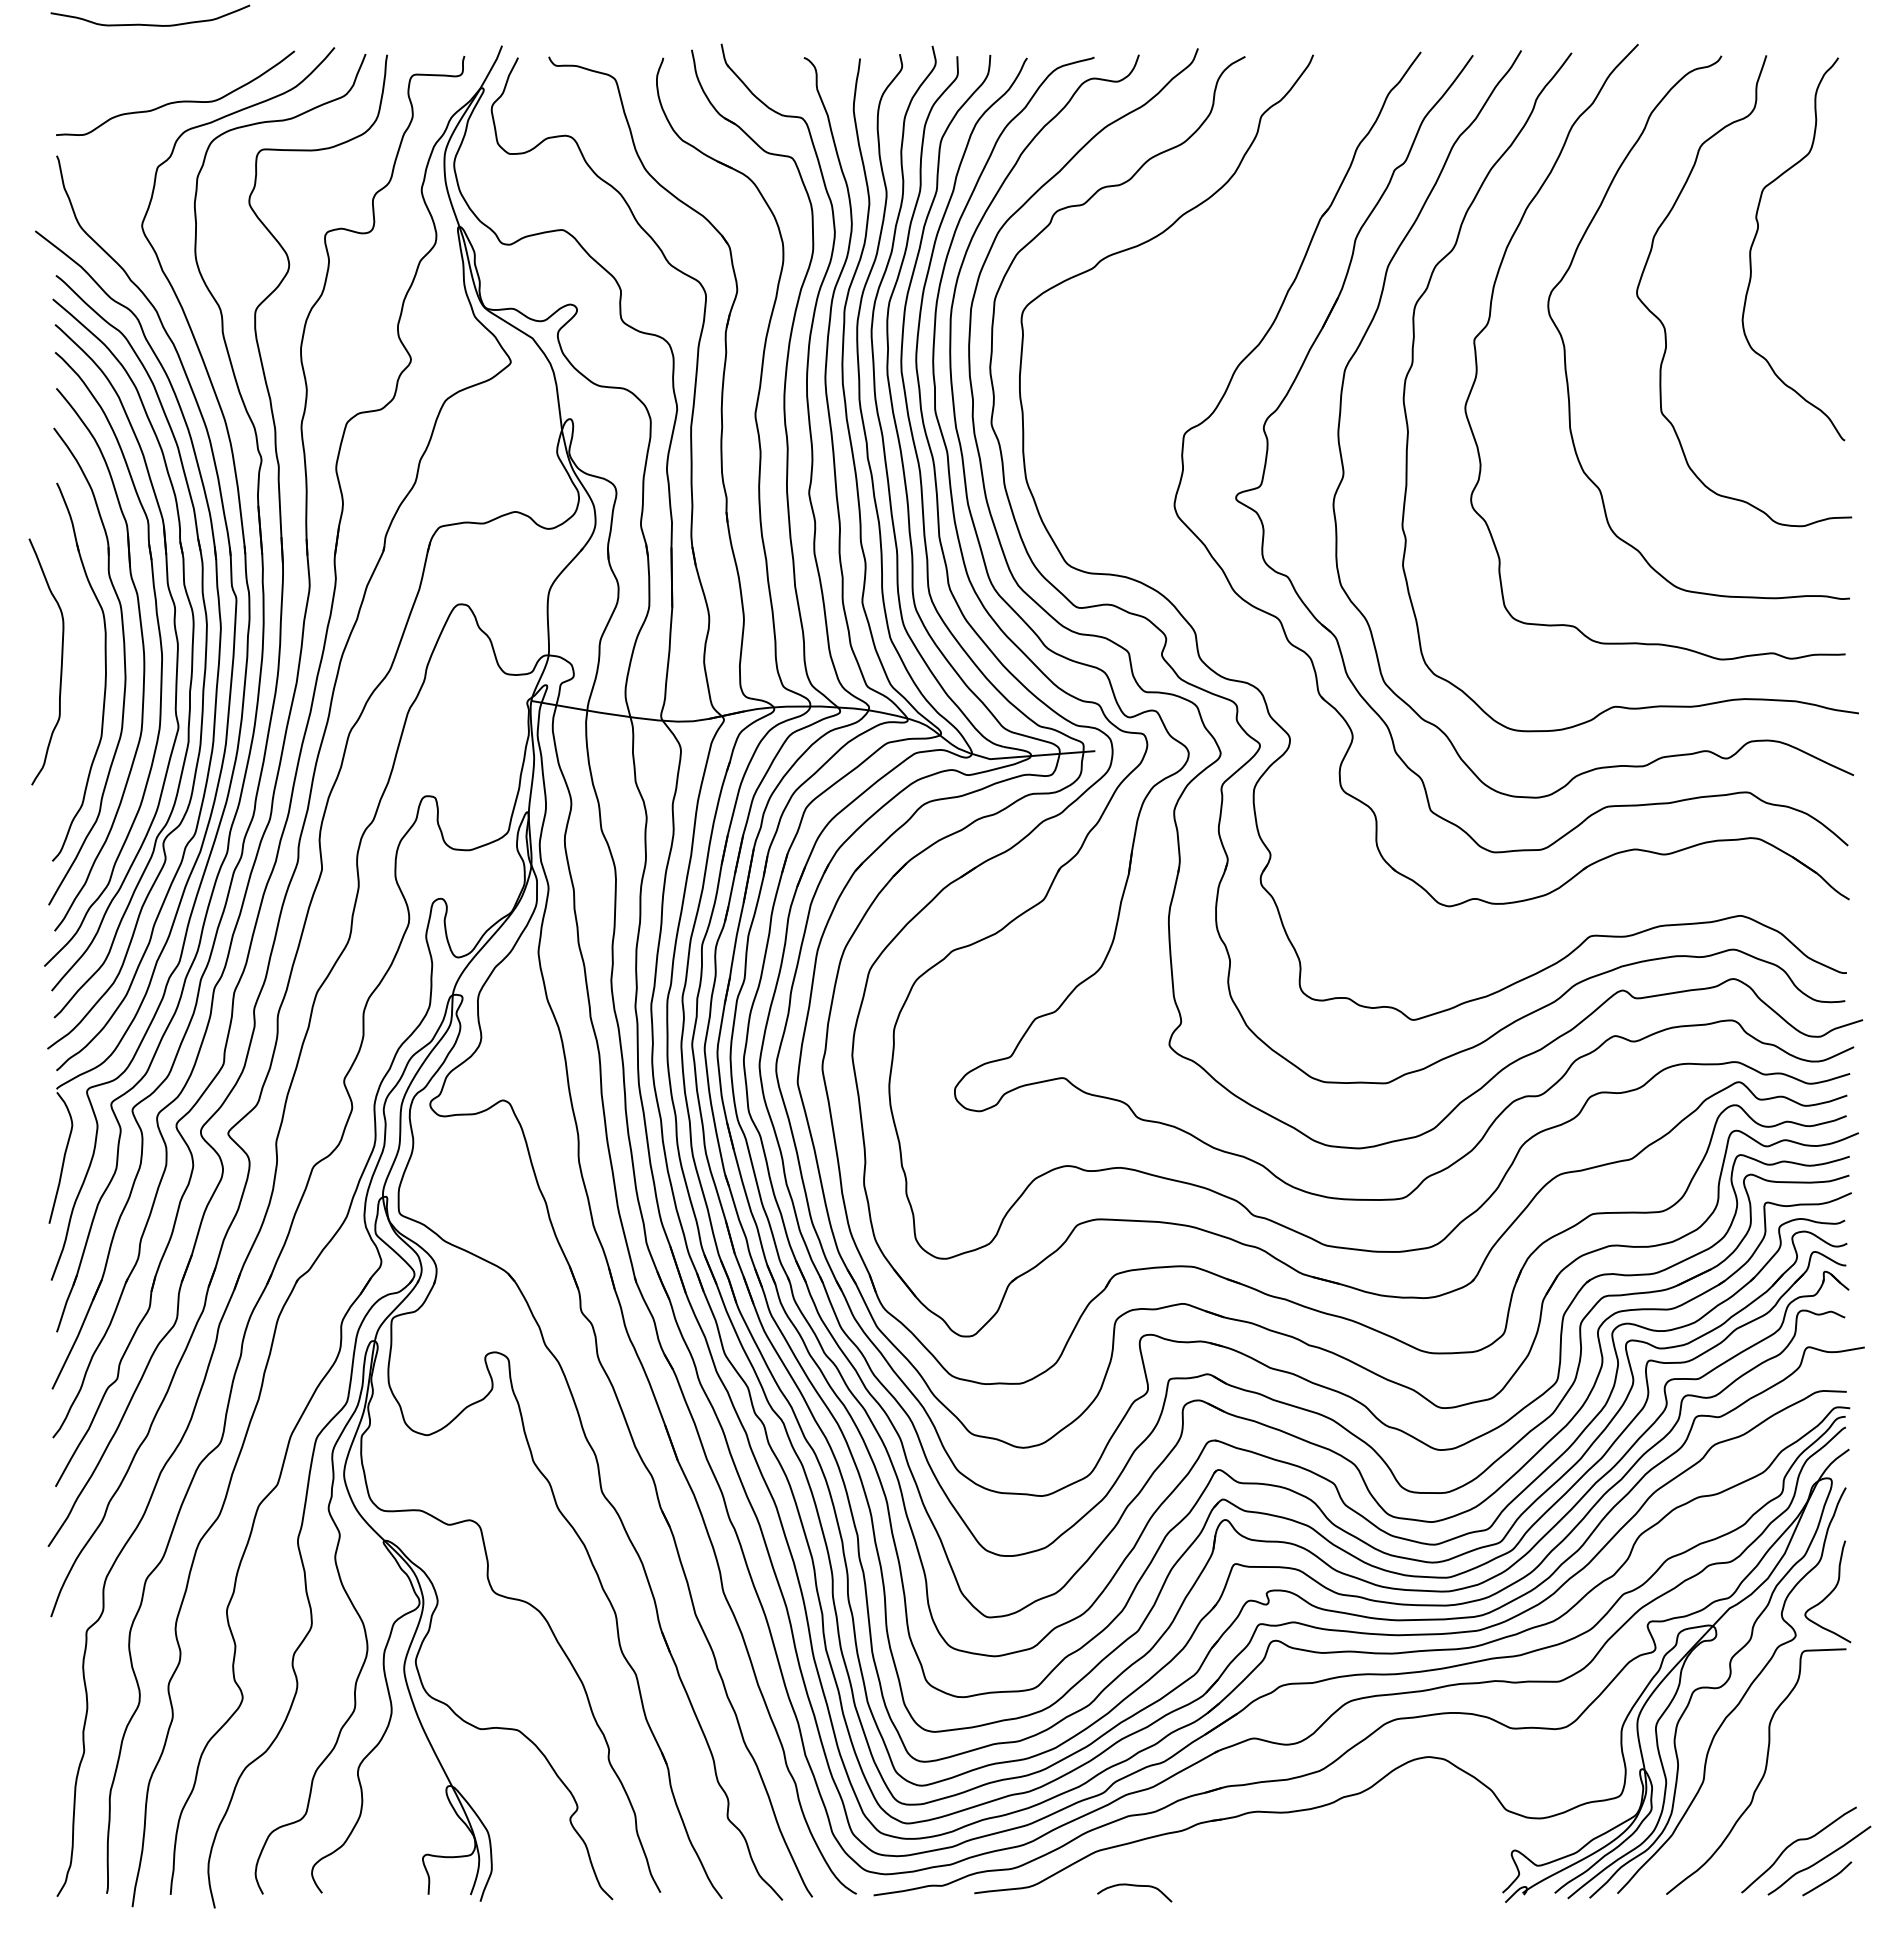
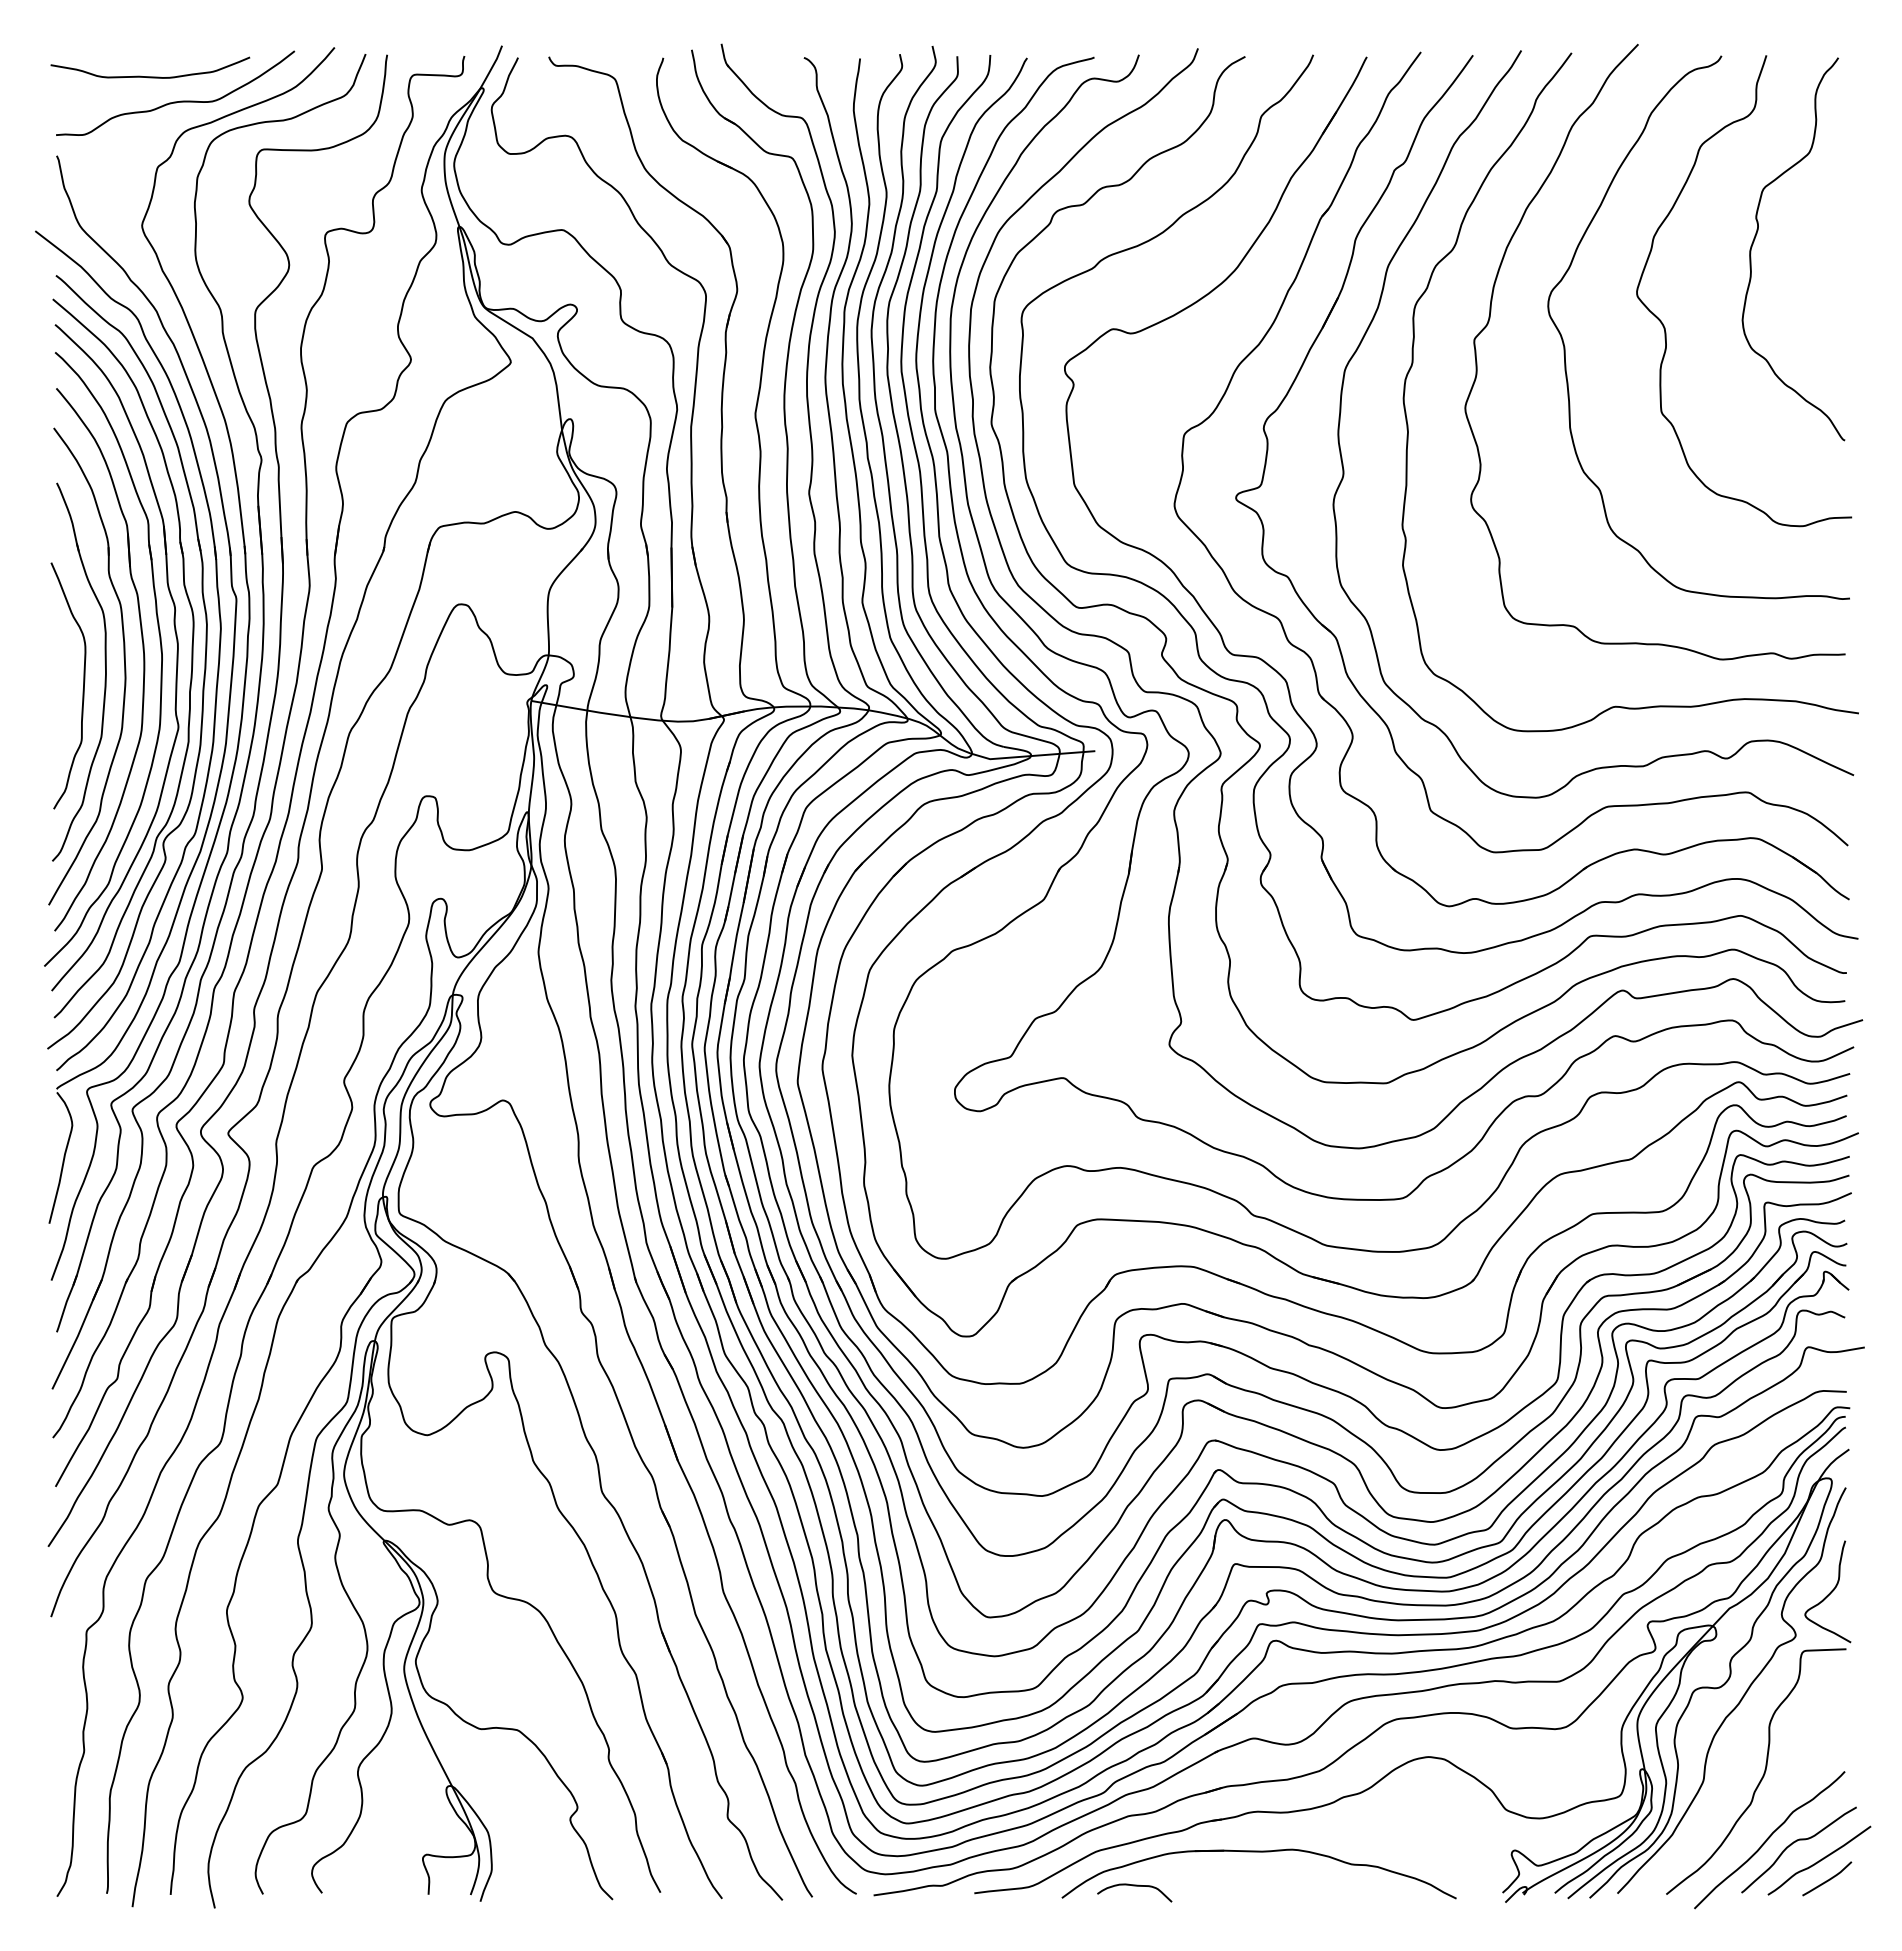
curve position: (150, 24) -> (150, 76) (150, 76)
curve position: (60, 666) -> (82, 690) (82, 690)
part: none -> present (1285, 678)
curve: none -> present (1768, 1839)
part: none -> present (1258, 1852)
